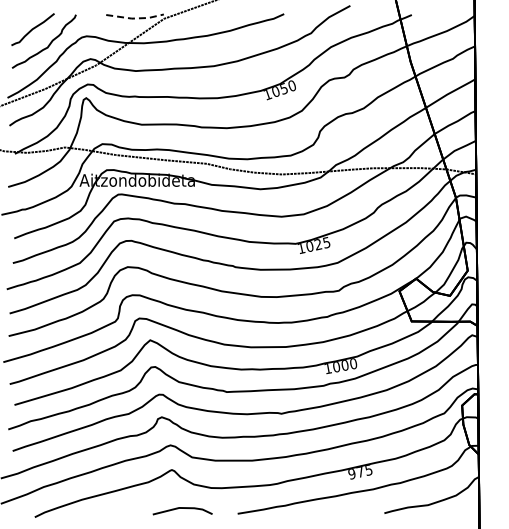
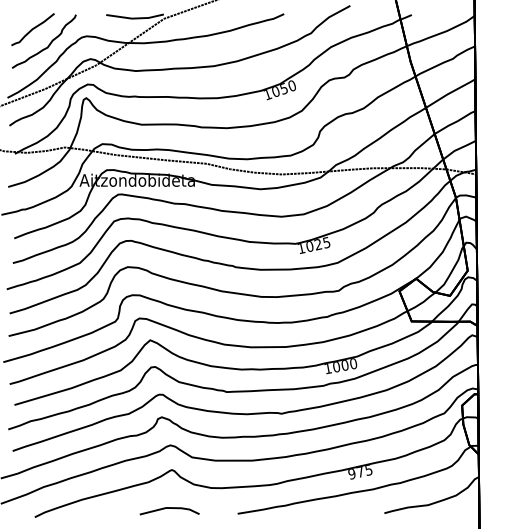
line: dashed -> solid (135, 18)
line position: (182, 508) -> (169, 508) (169, 508)
